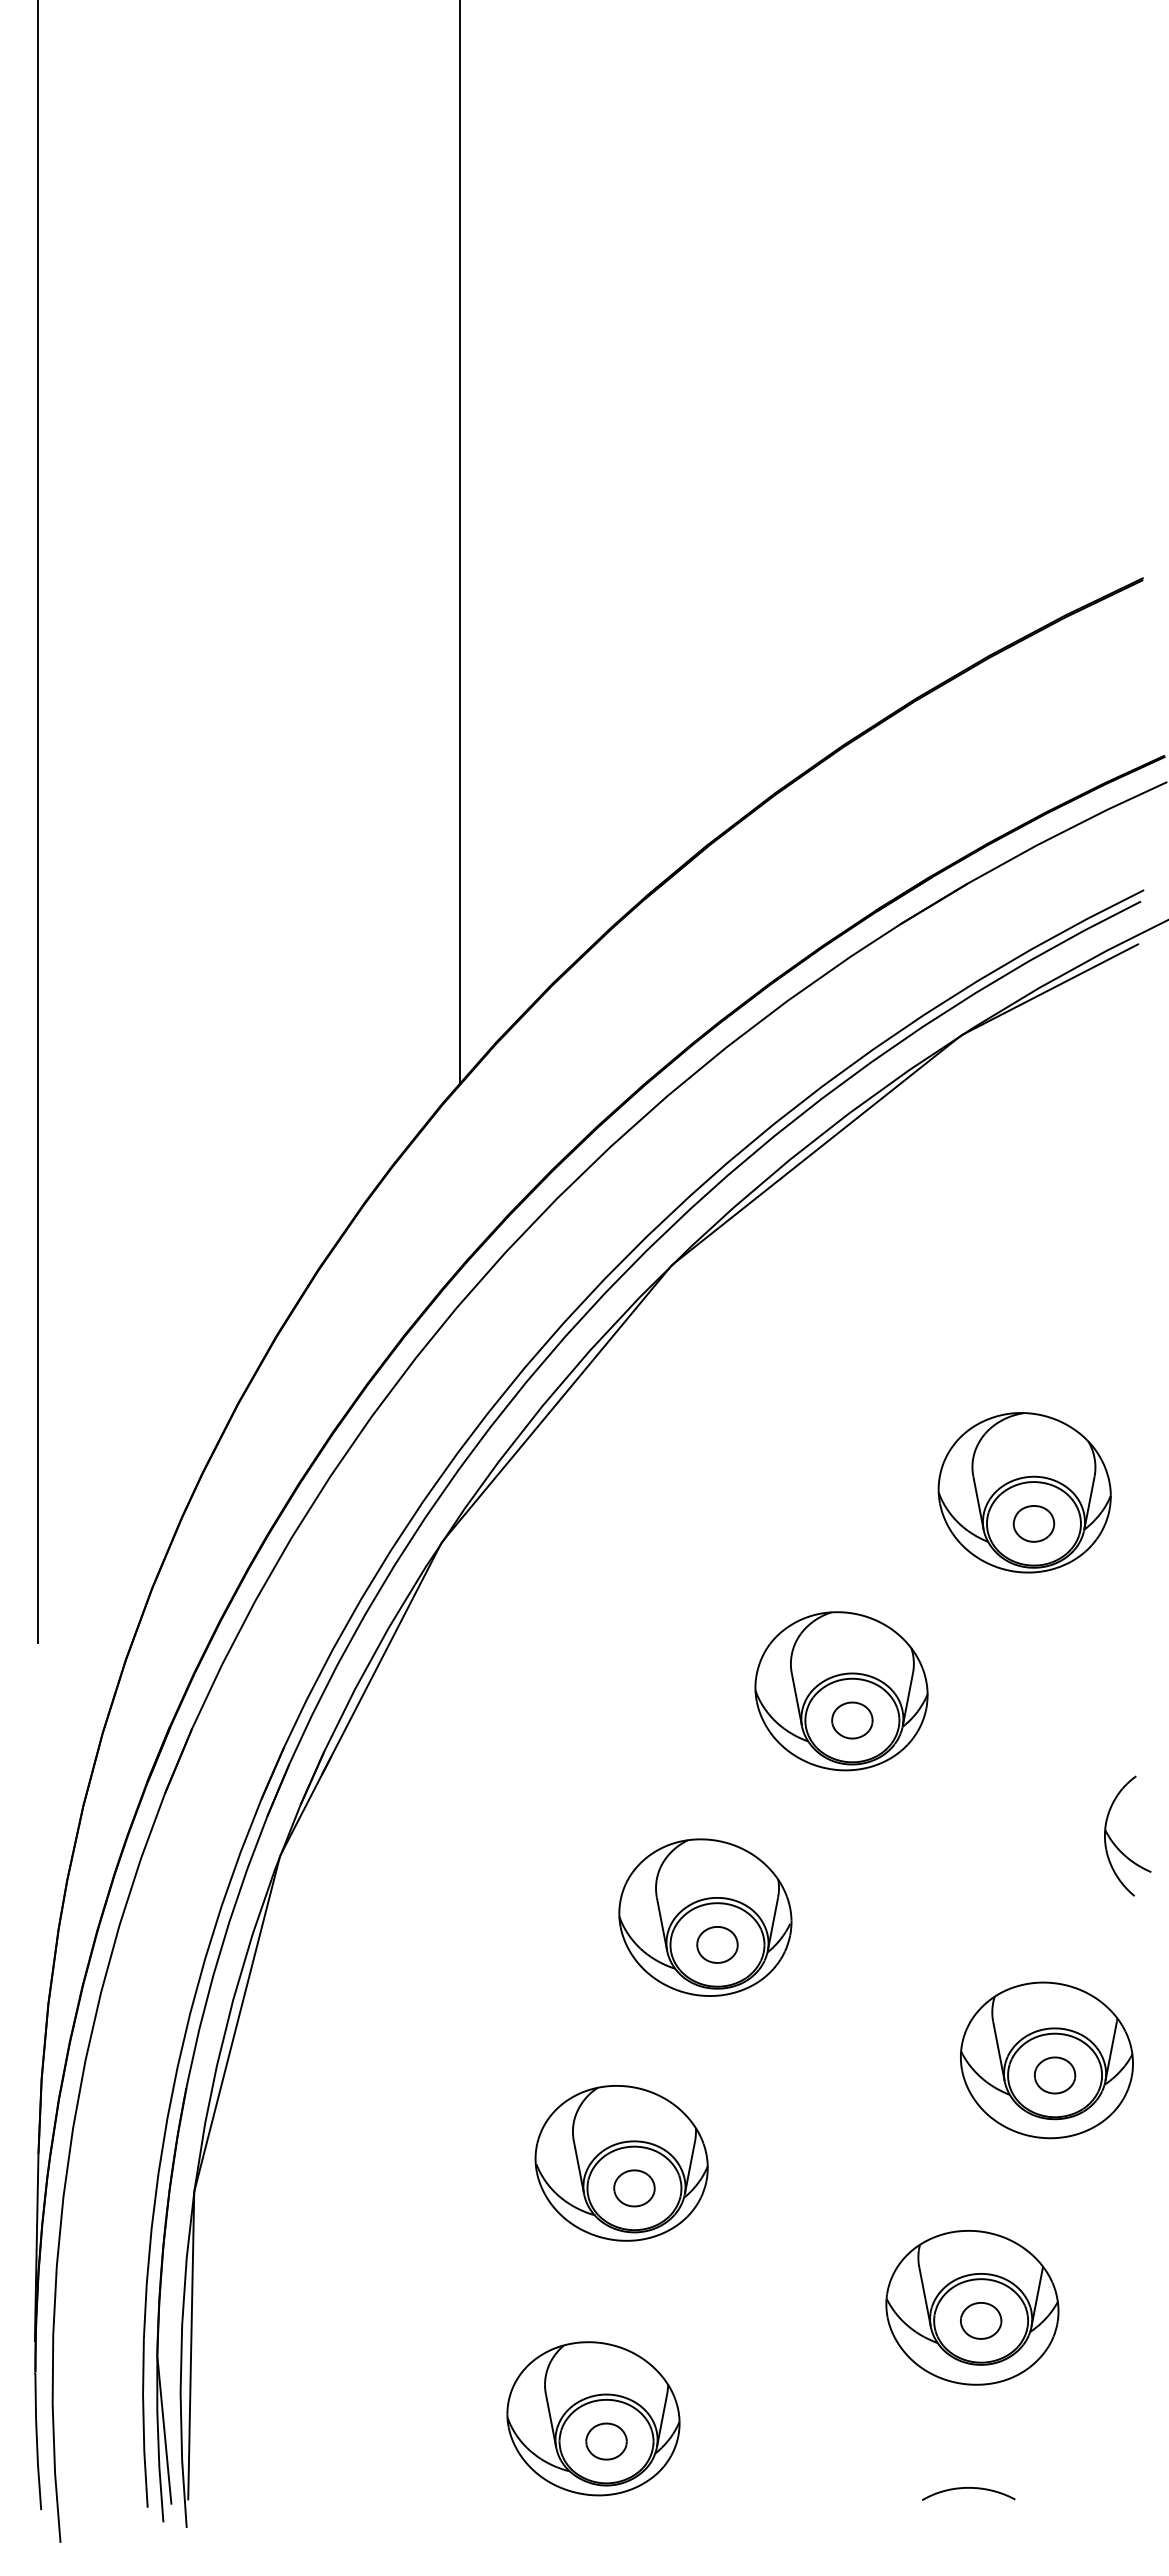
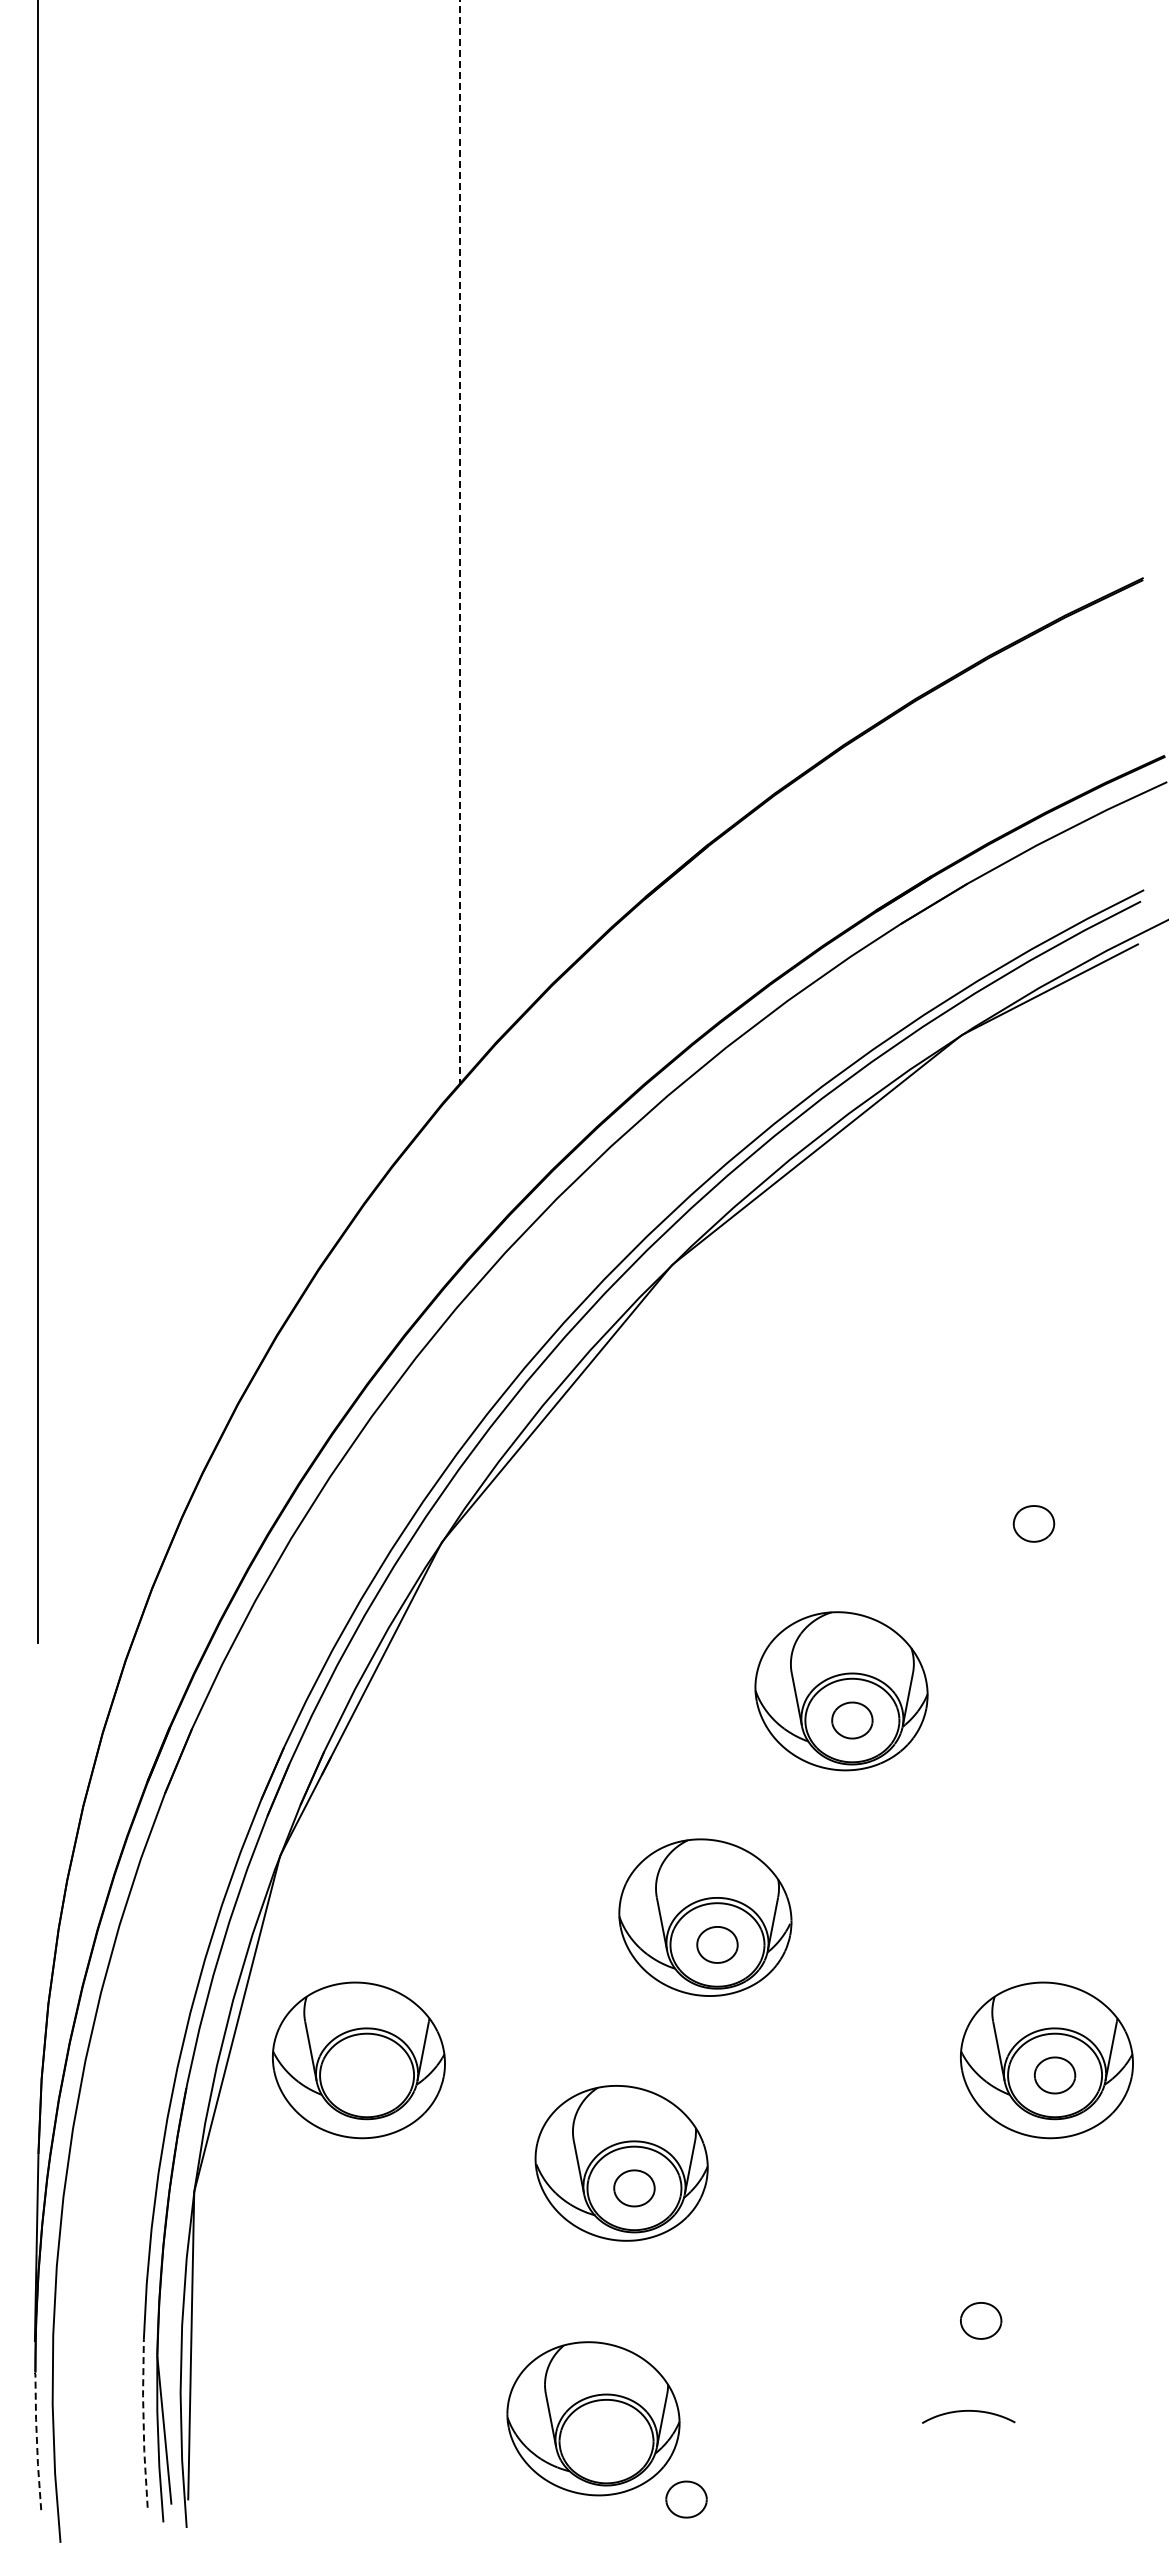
line: solid -> dashed (460, 541)
part: present -> none (1024, 1492)
part: present -> none (1114, 1842)
part: none -> present (358, 2060)
part: present -> none (972, 2307)
line: solid -> dashed (143, 2423)
line: solid -> dashed (37, 2441)
part position: (606, 2441) -> (686, 2499) (686, 2499)
curve position: (968, 2488) -> (968, 2411) (968, 2411)
